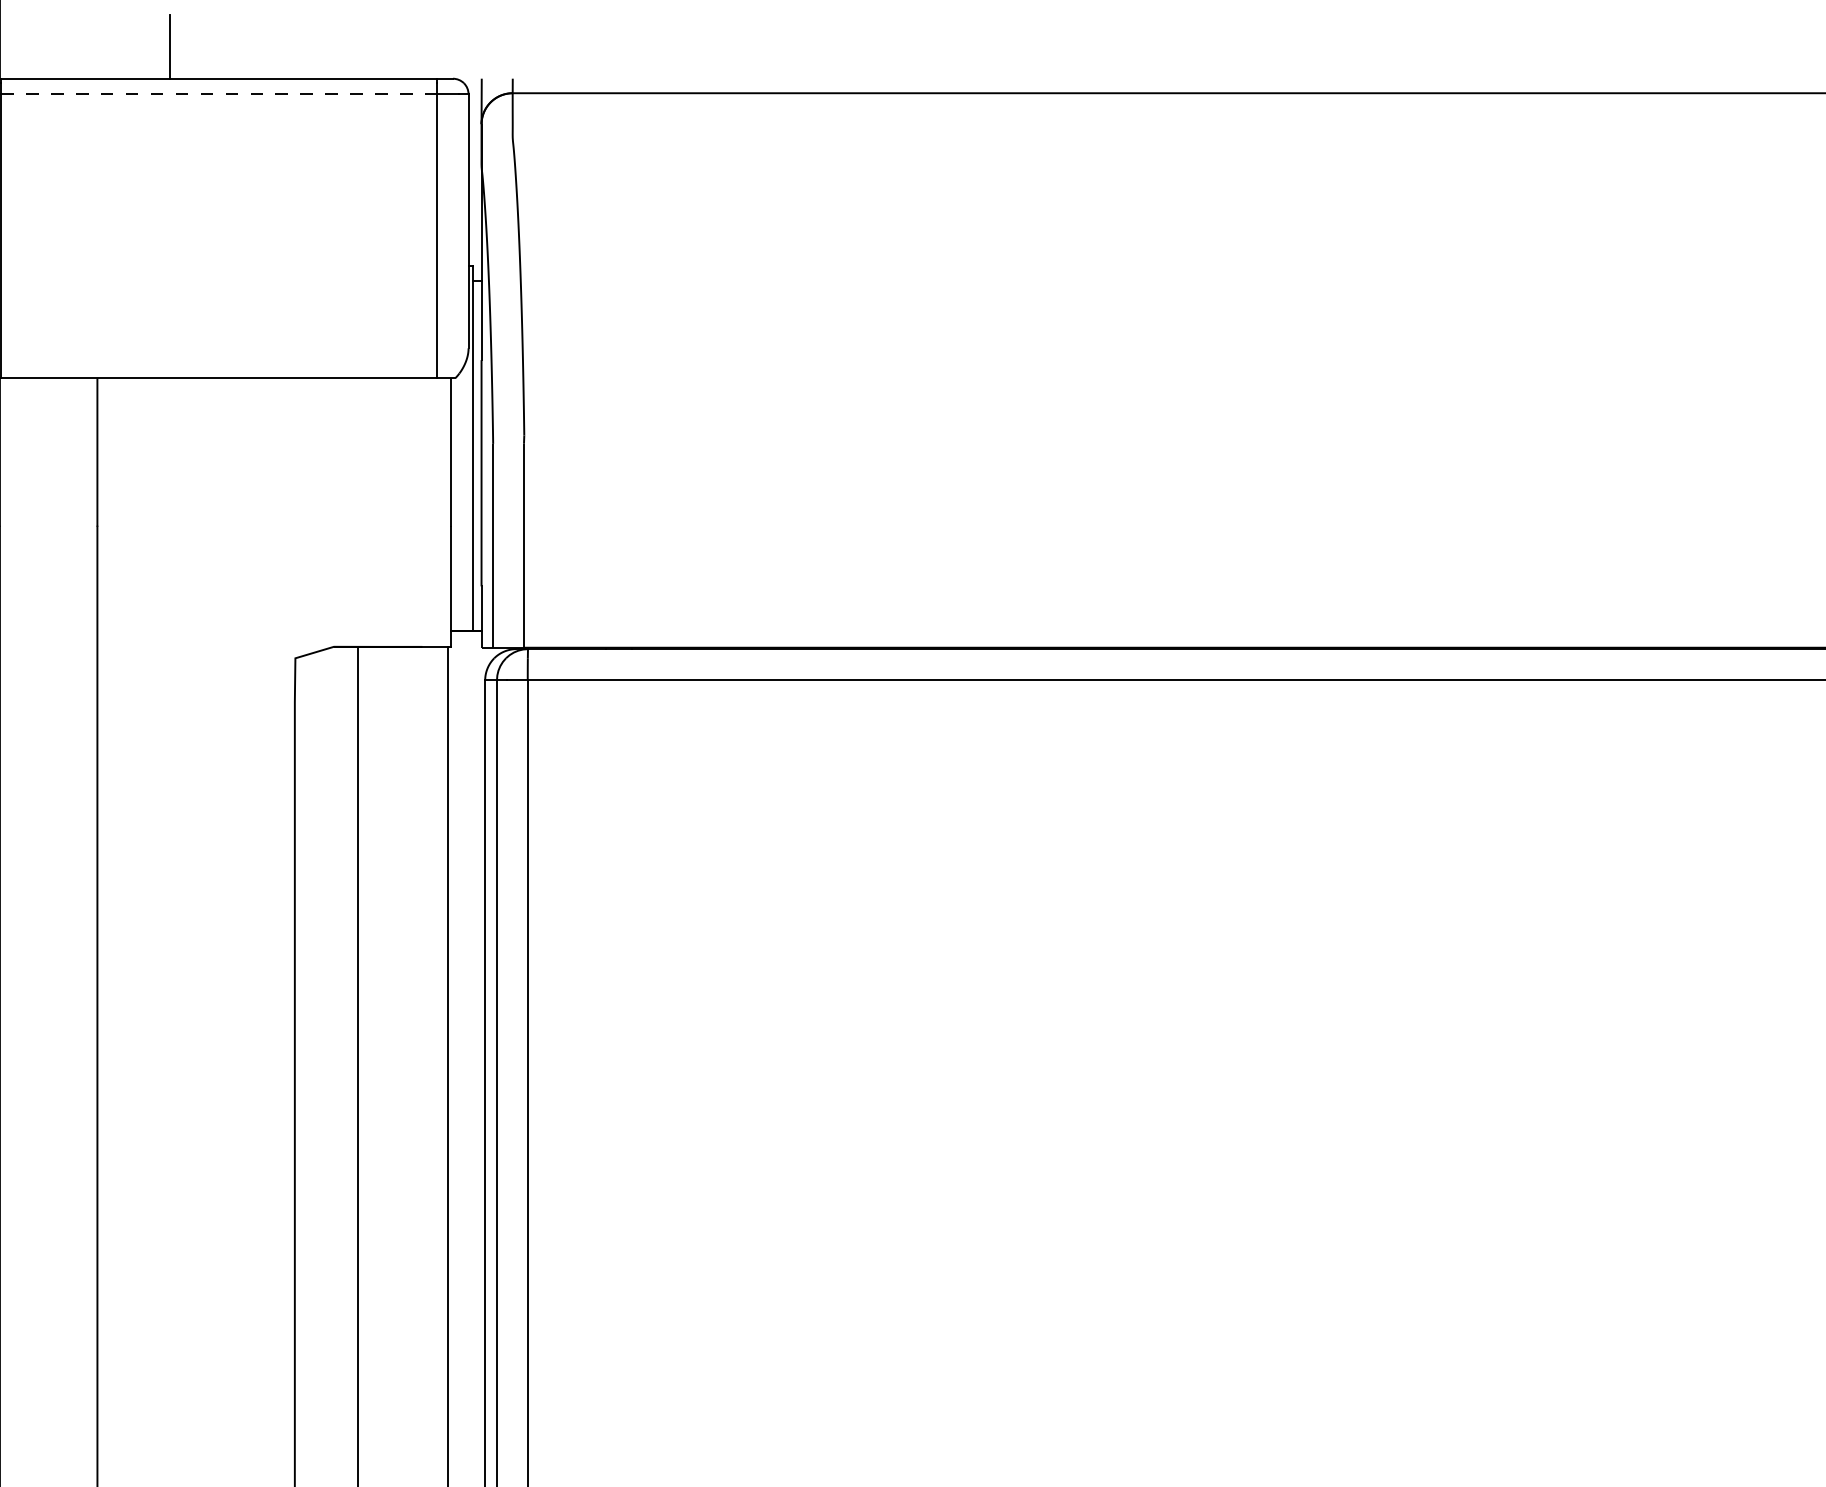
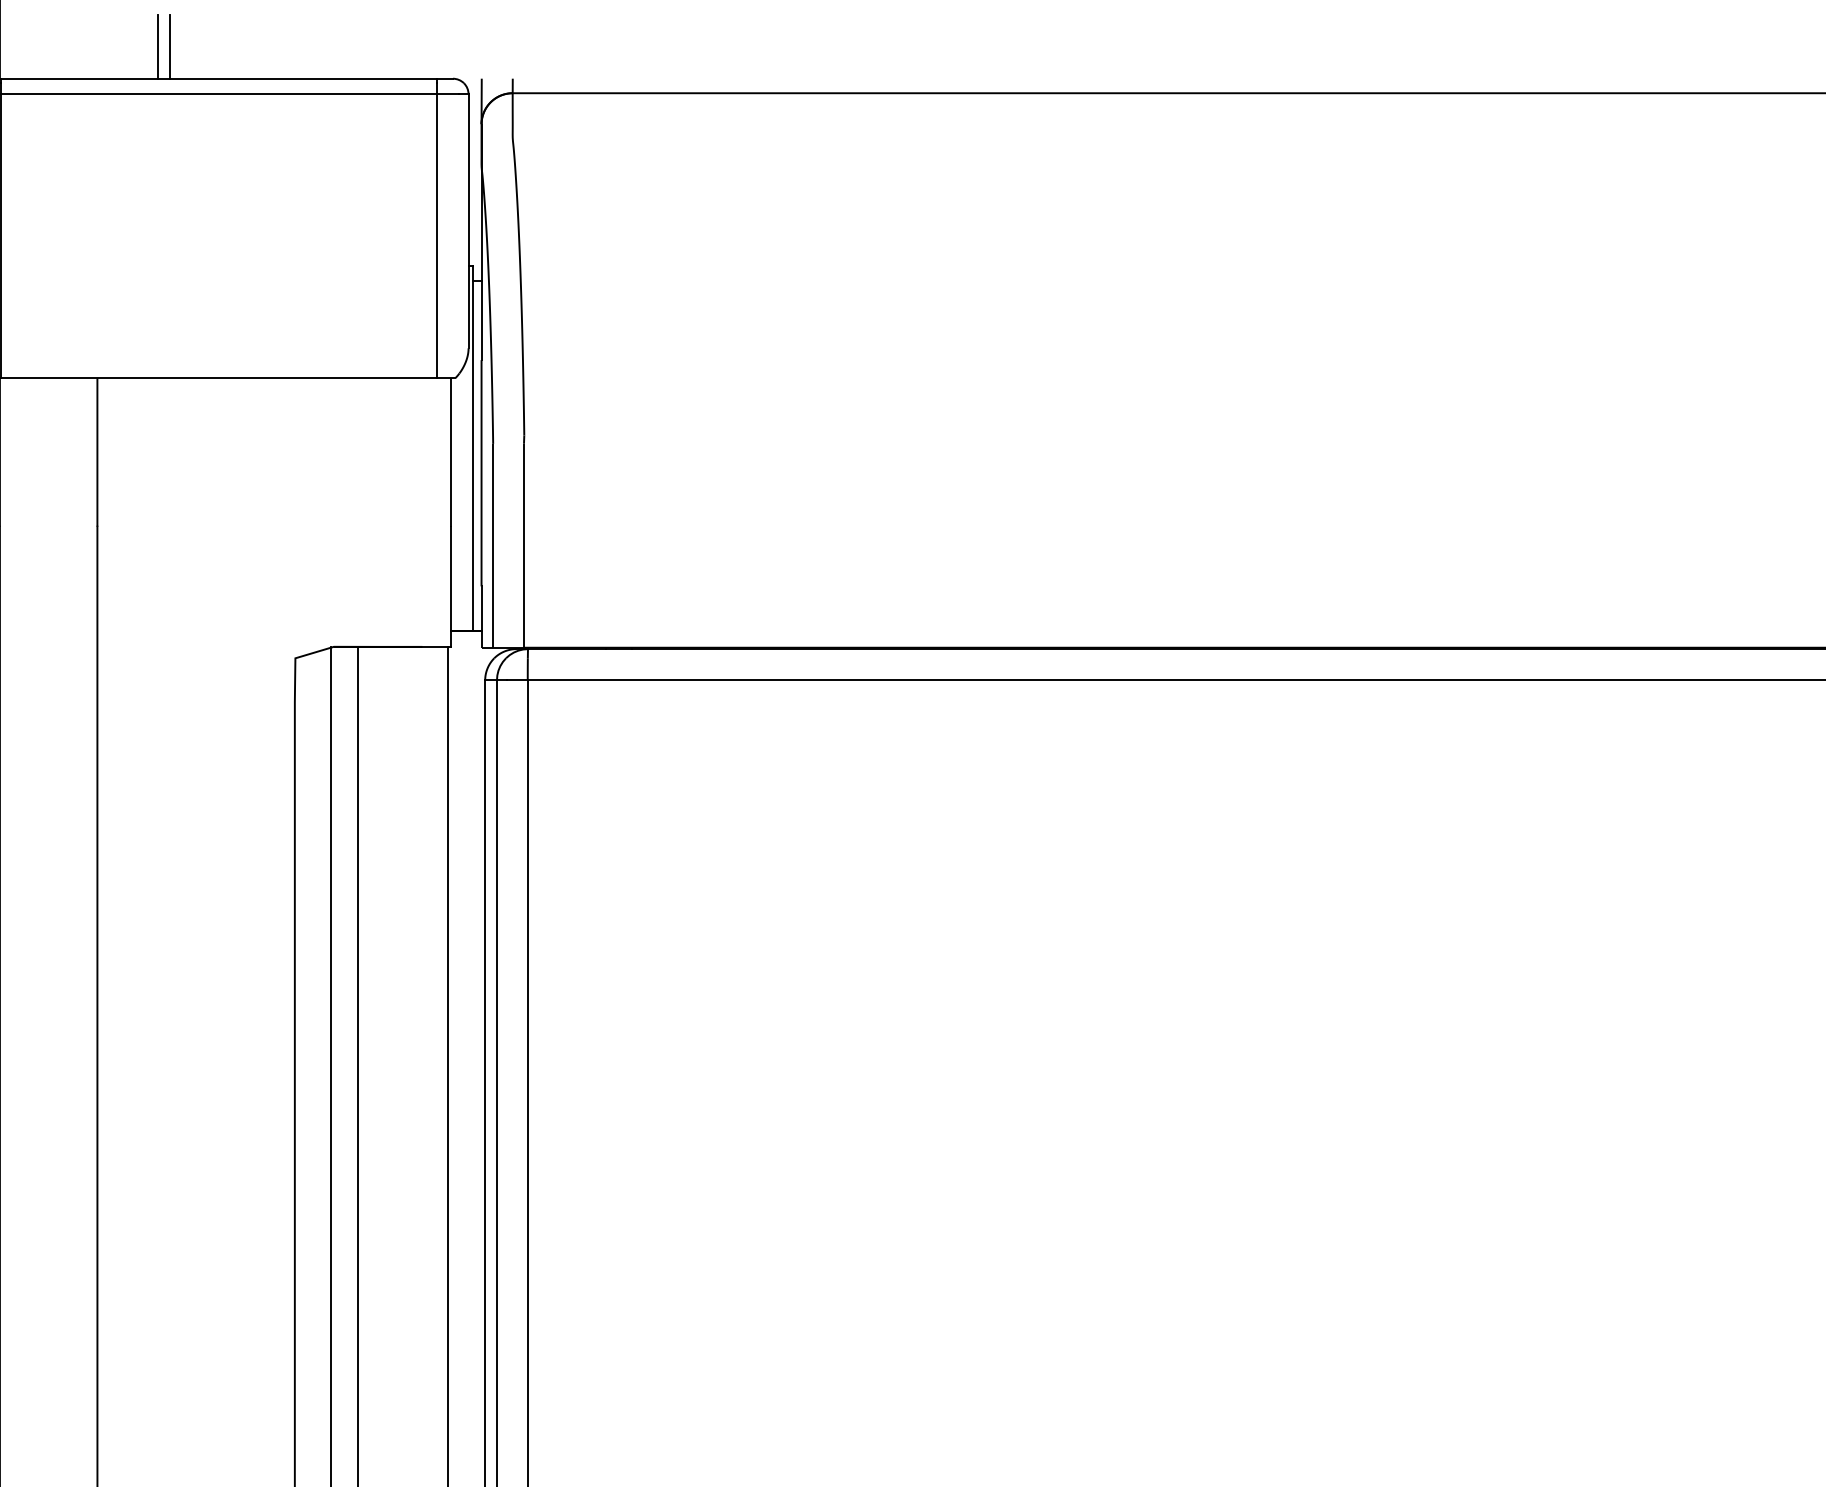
line: none -> present (157, 46)
line: dashed -> solid (219, 94)
line: none -> present (330, 1064)
